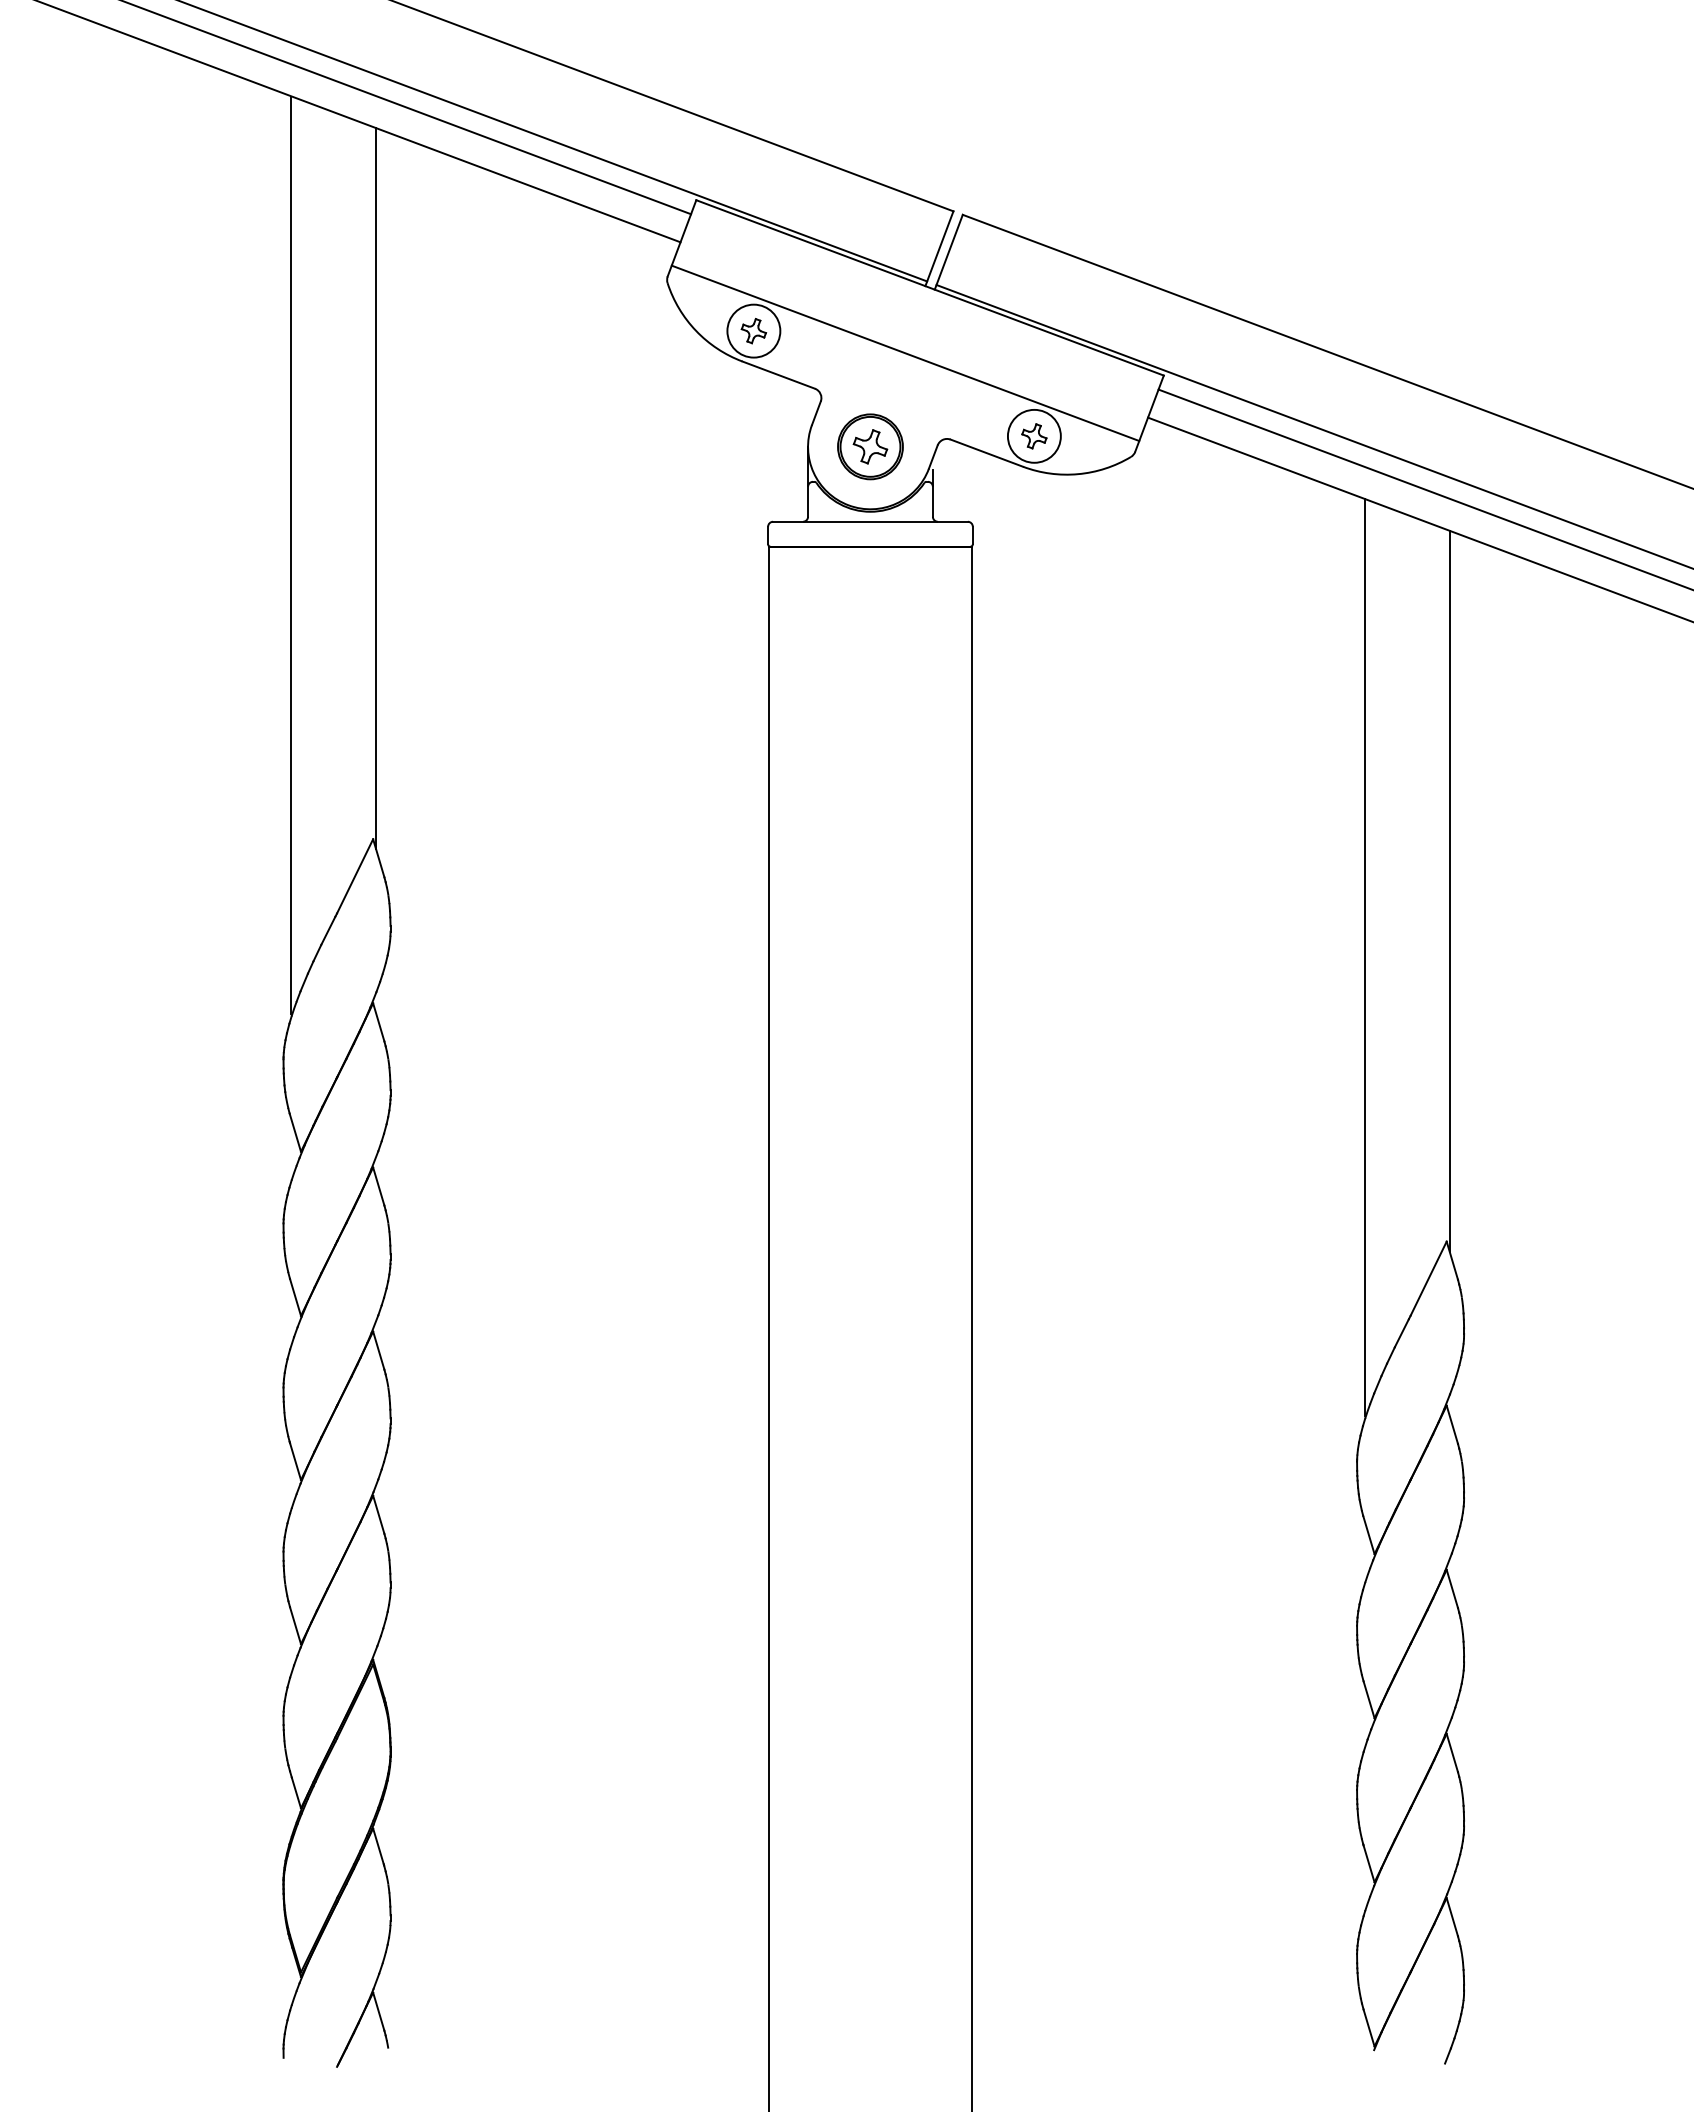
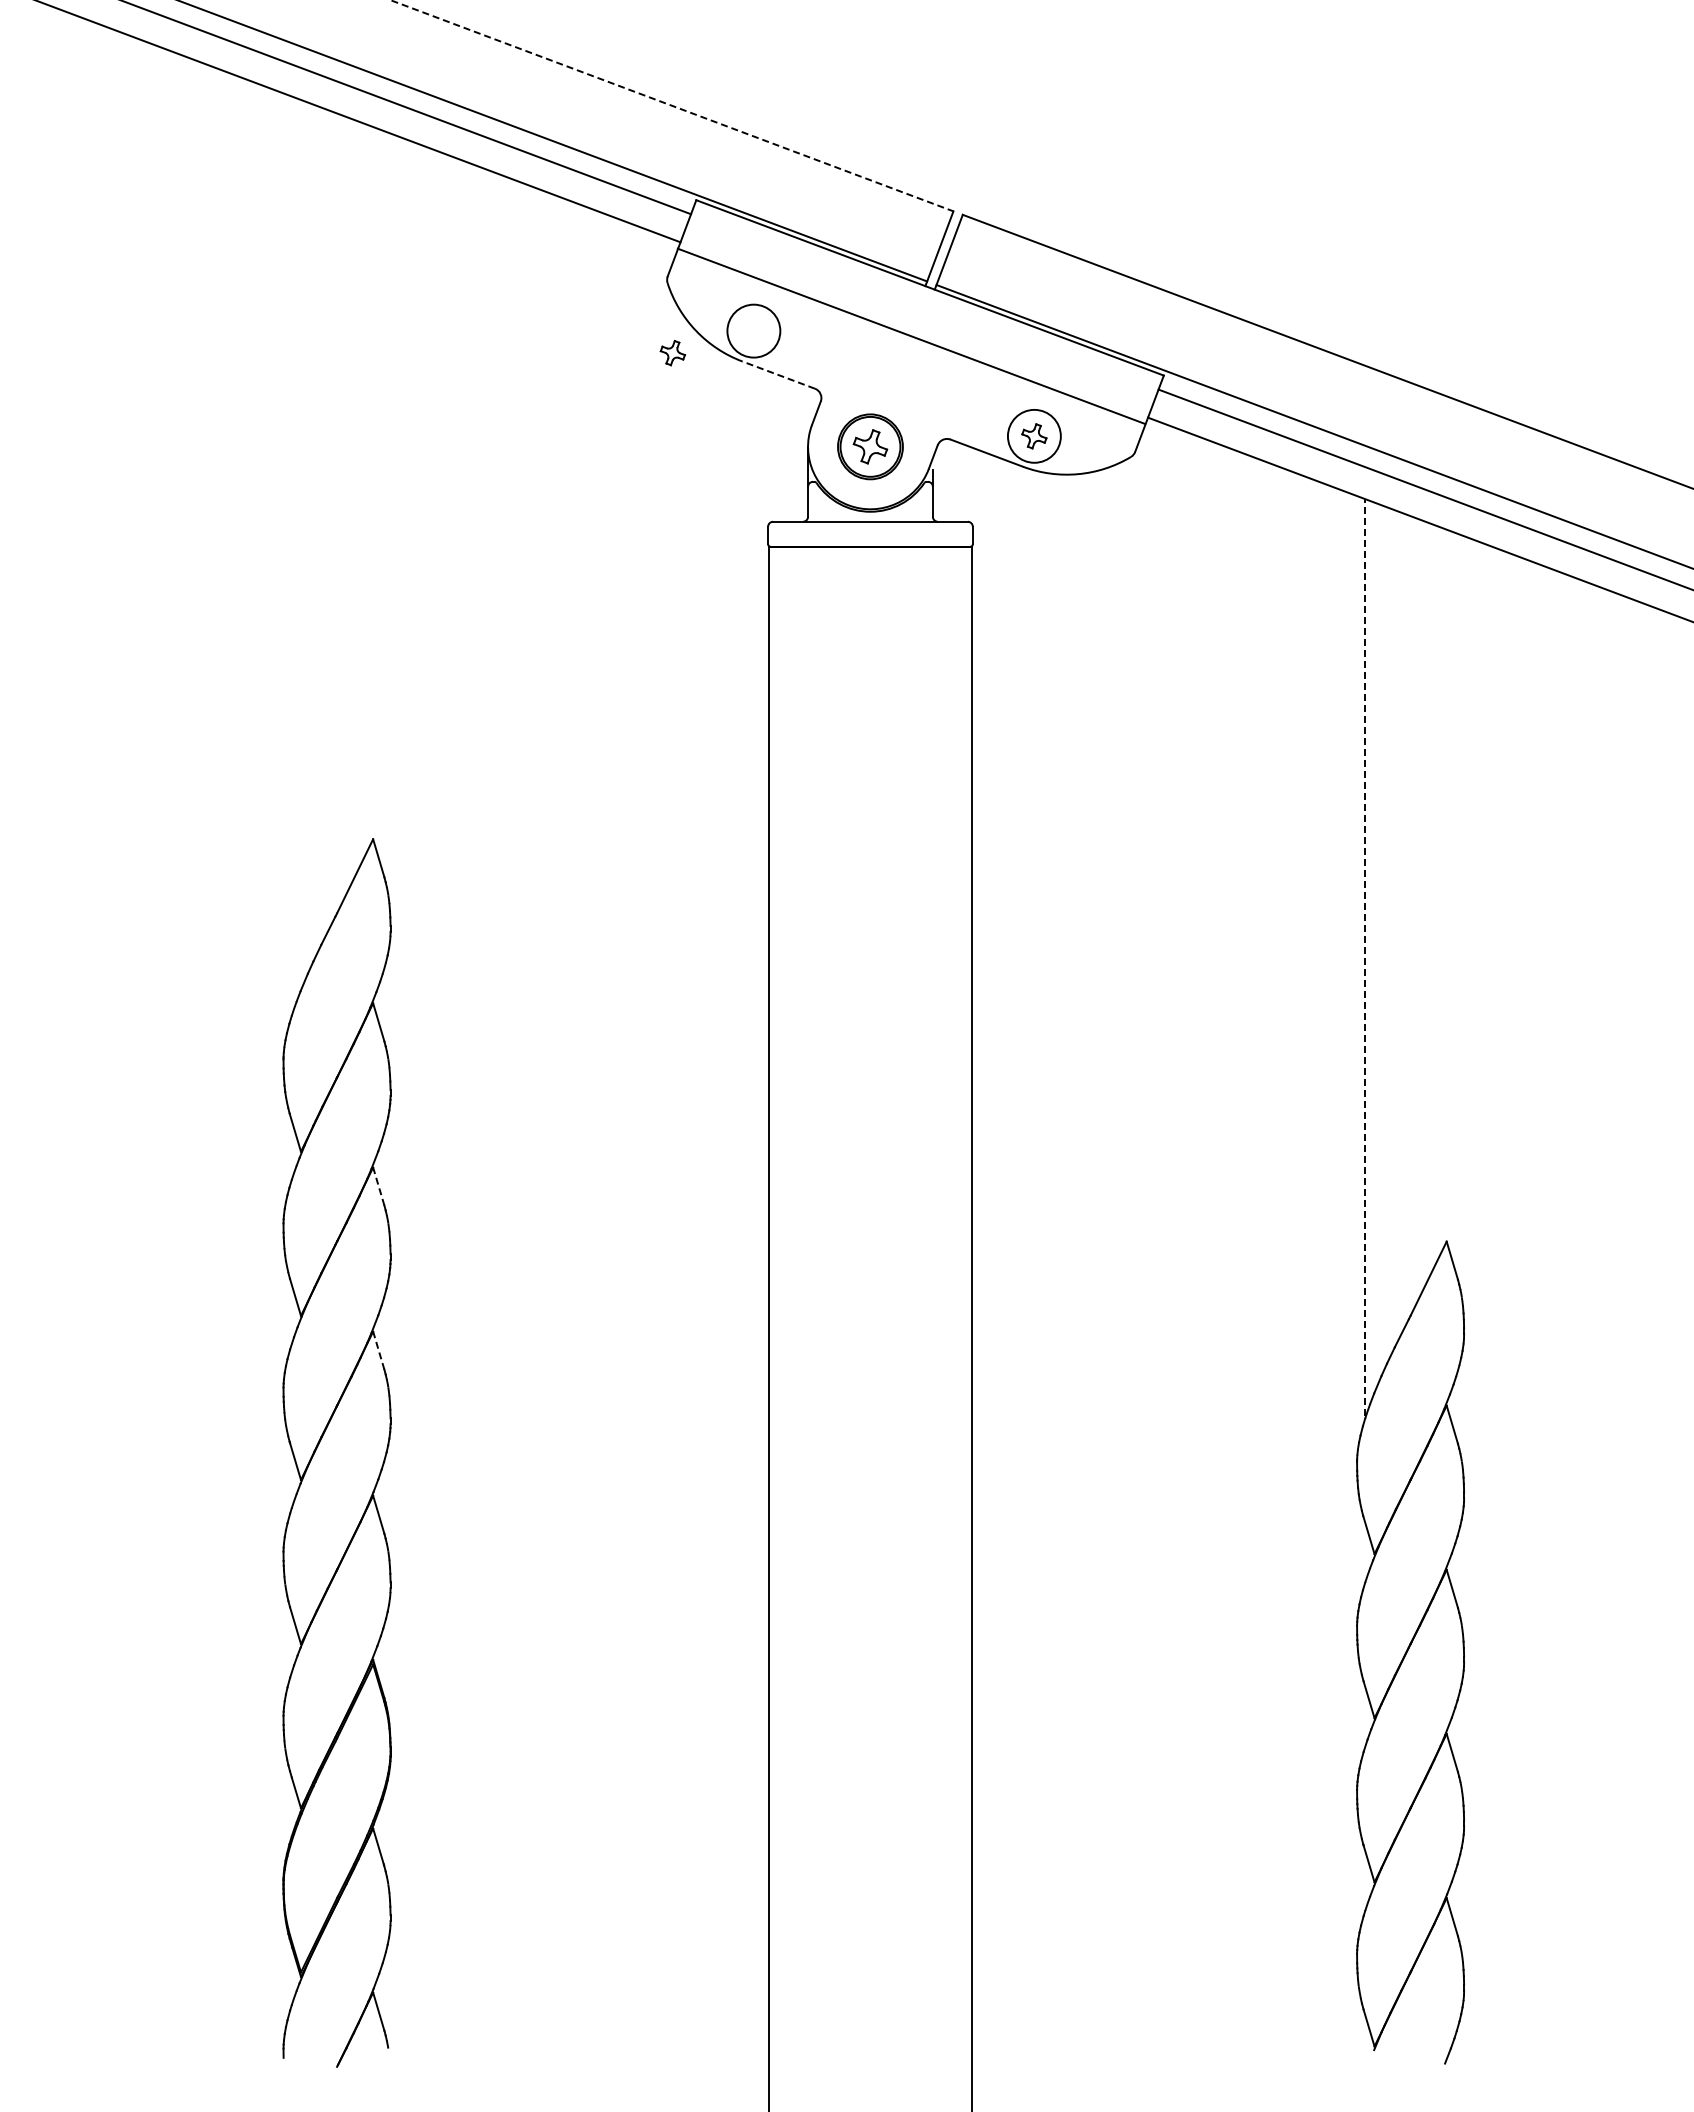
line: solid -> dashed (672, 106)
part position: (753, 331) -> (672, 353) (672, 353)
line position: (905, 353) -> (911, 336) (911, 336)
line: solid -> dashed (778, 375)
line: present -> none (376, 488)
line: present -> none (291, 554)
line: present -> none (1449, 890)
line: solid -> dashed (1364, 957)
line: solid -> dashed (378, 1186)
line: solid -> dashed (378, 1350)
